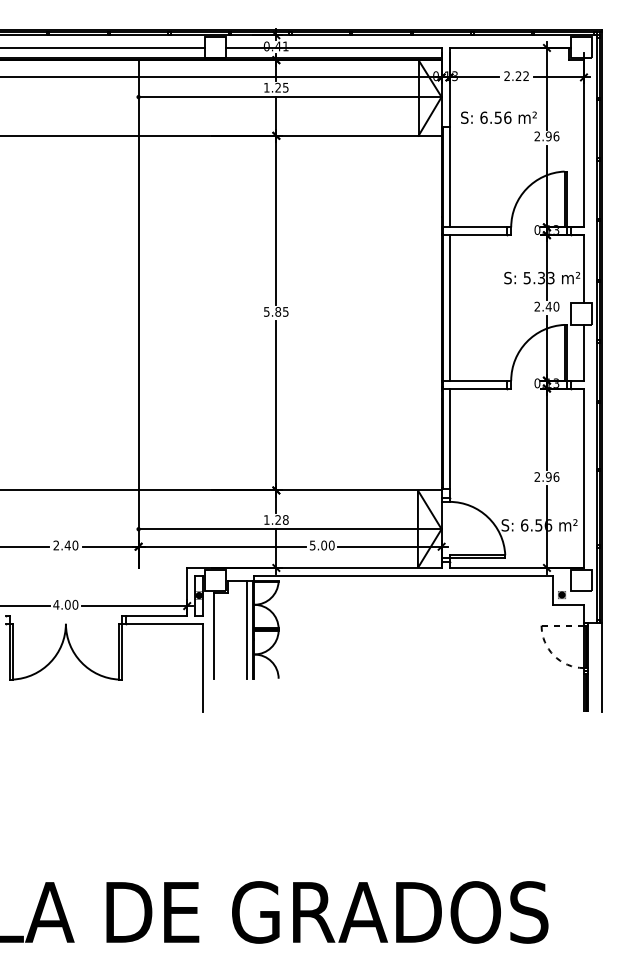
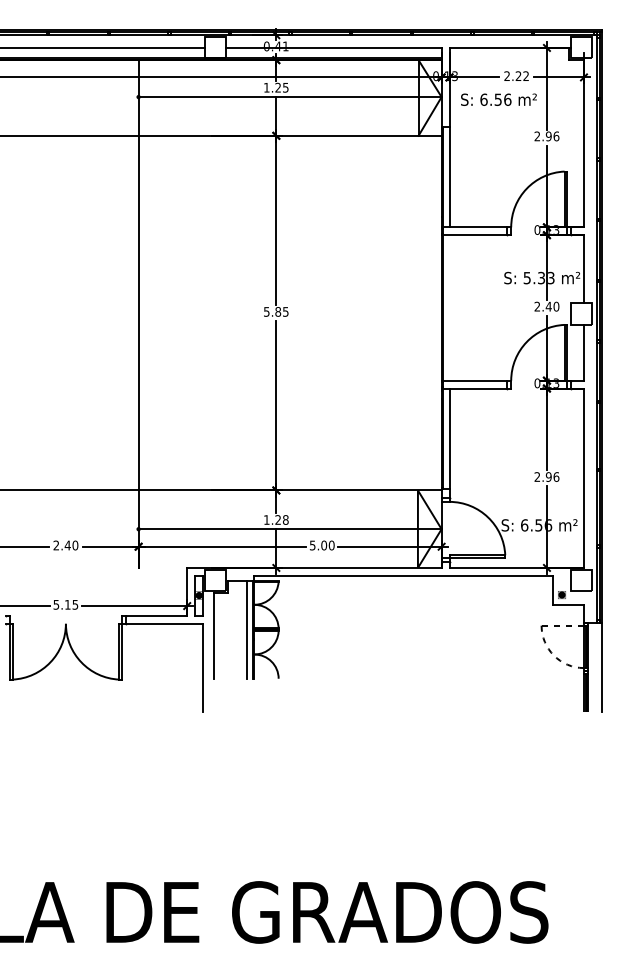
text position: (498, 117) -> (498, 99) (498, 99)
line: present -> none (449, 307)
text: 4.00 -> 5.15 (65, 604)
